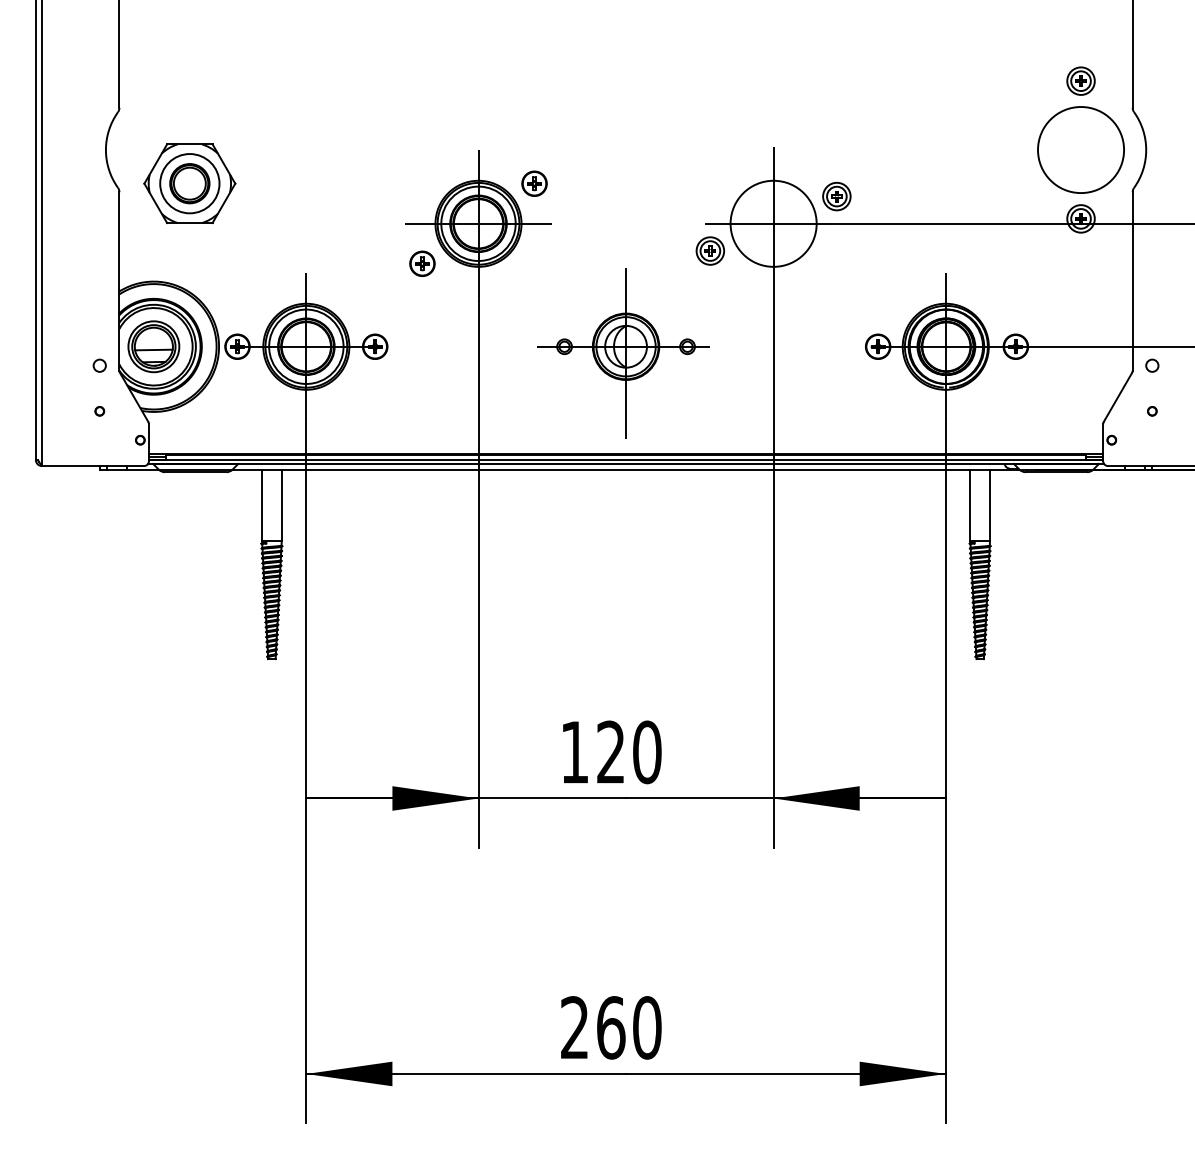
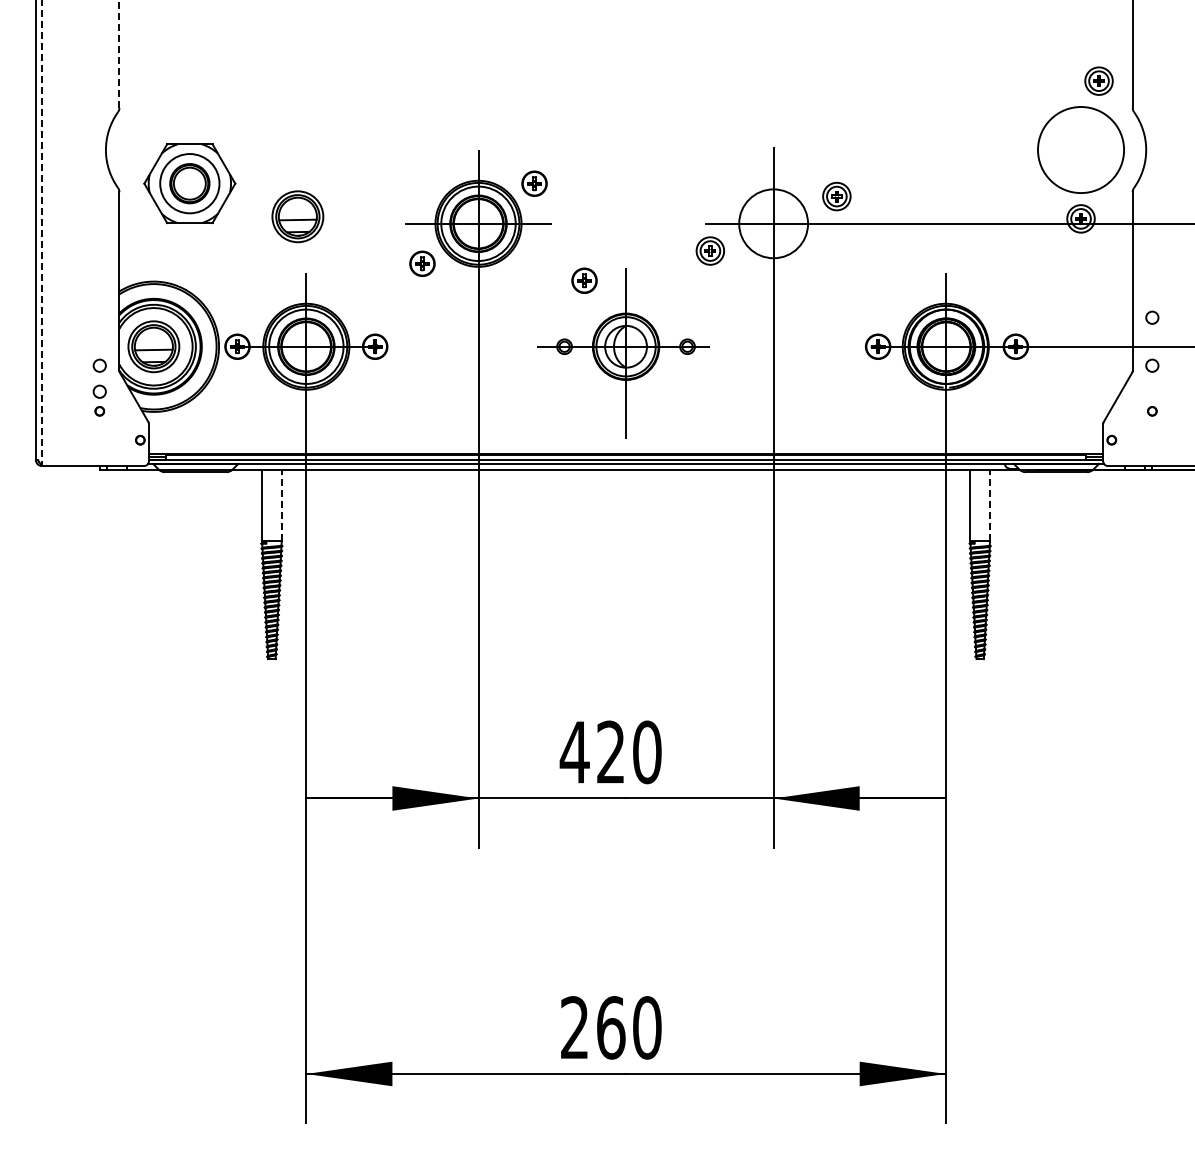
line: solid -> dashed (119, 53)
part position: (1080, 80) -> (1098, 80) (1098, 80)
part: none -> present (297, 216)
circle diameter: 86 px -> 69 px (773, 223)
line: solid -> dashed (41, 233)
part: none -> present (584, 280)
circle: none -> present (1152, 317)
circle: none -> present (99, 391)
line: solid -> dashed (281, 505)
line: solid -> dashed (990, 505)
text: 120 -> 420 (574, 752)
